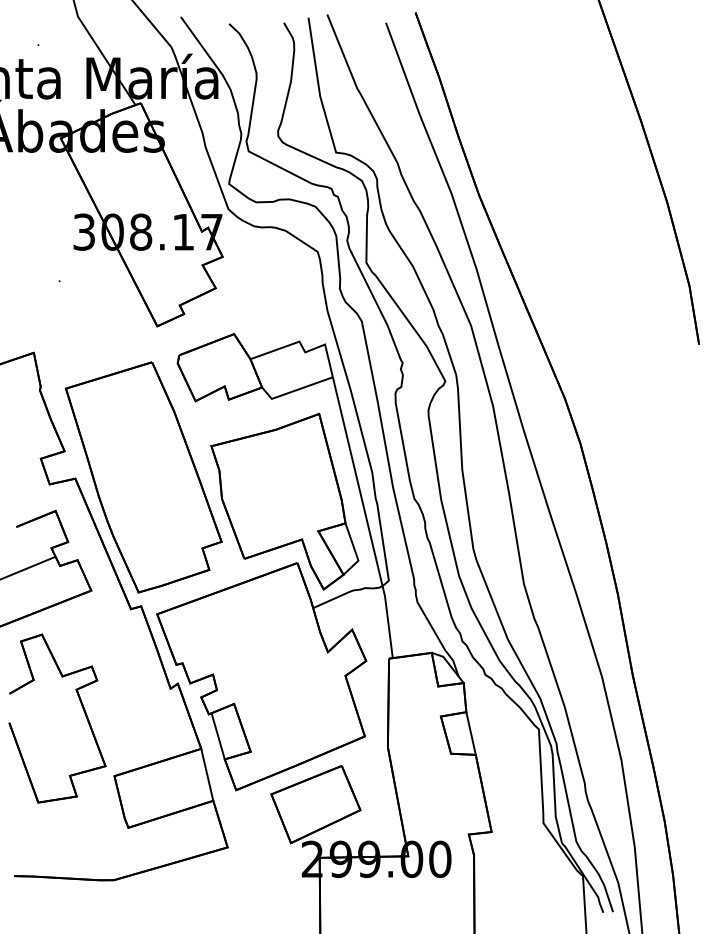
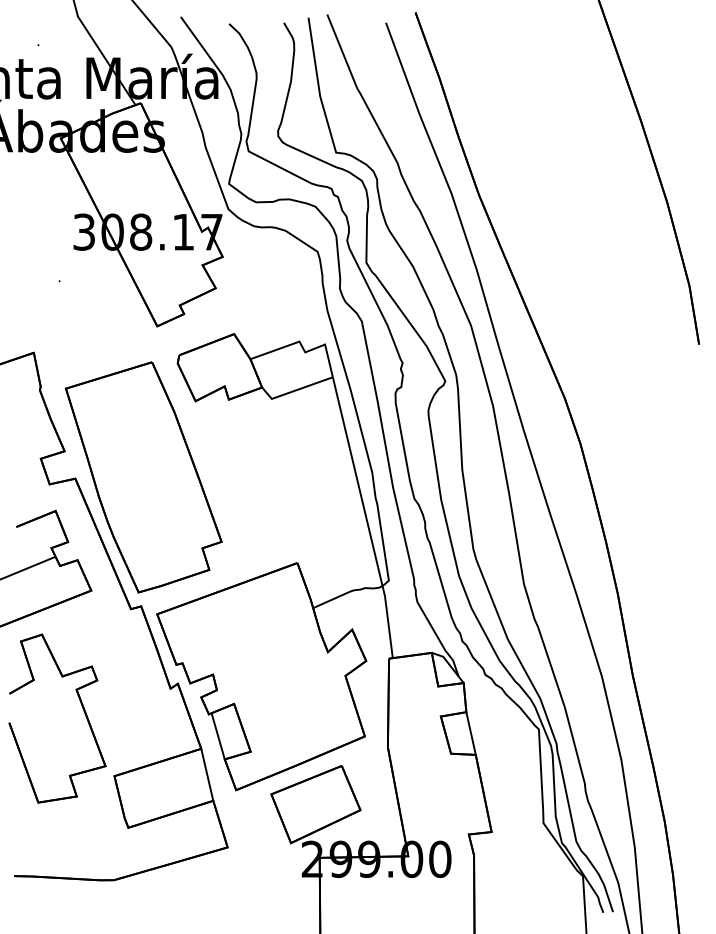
part: present -> none (284, 501)
